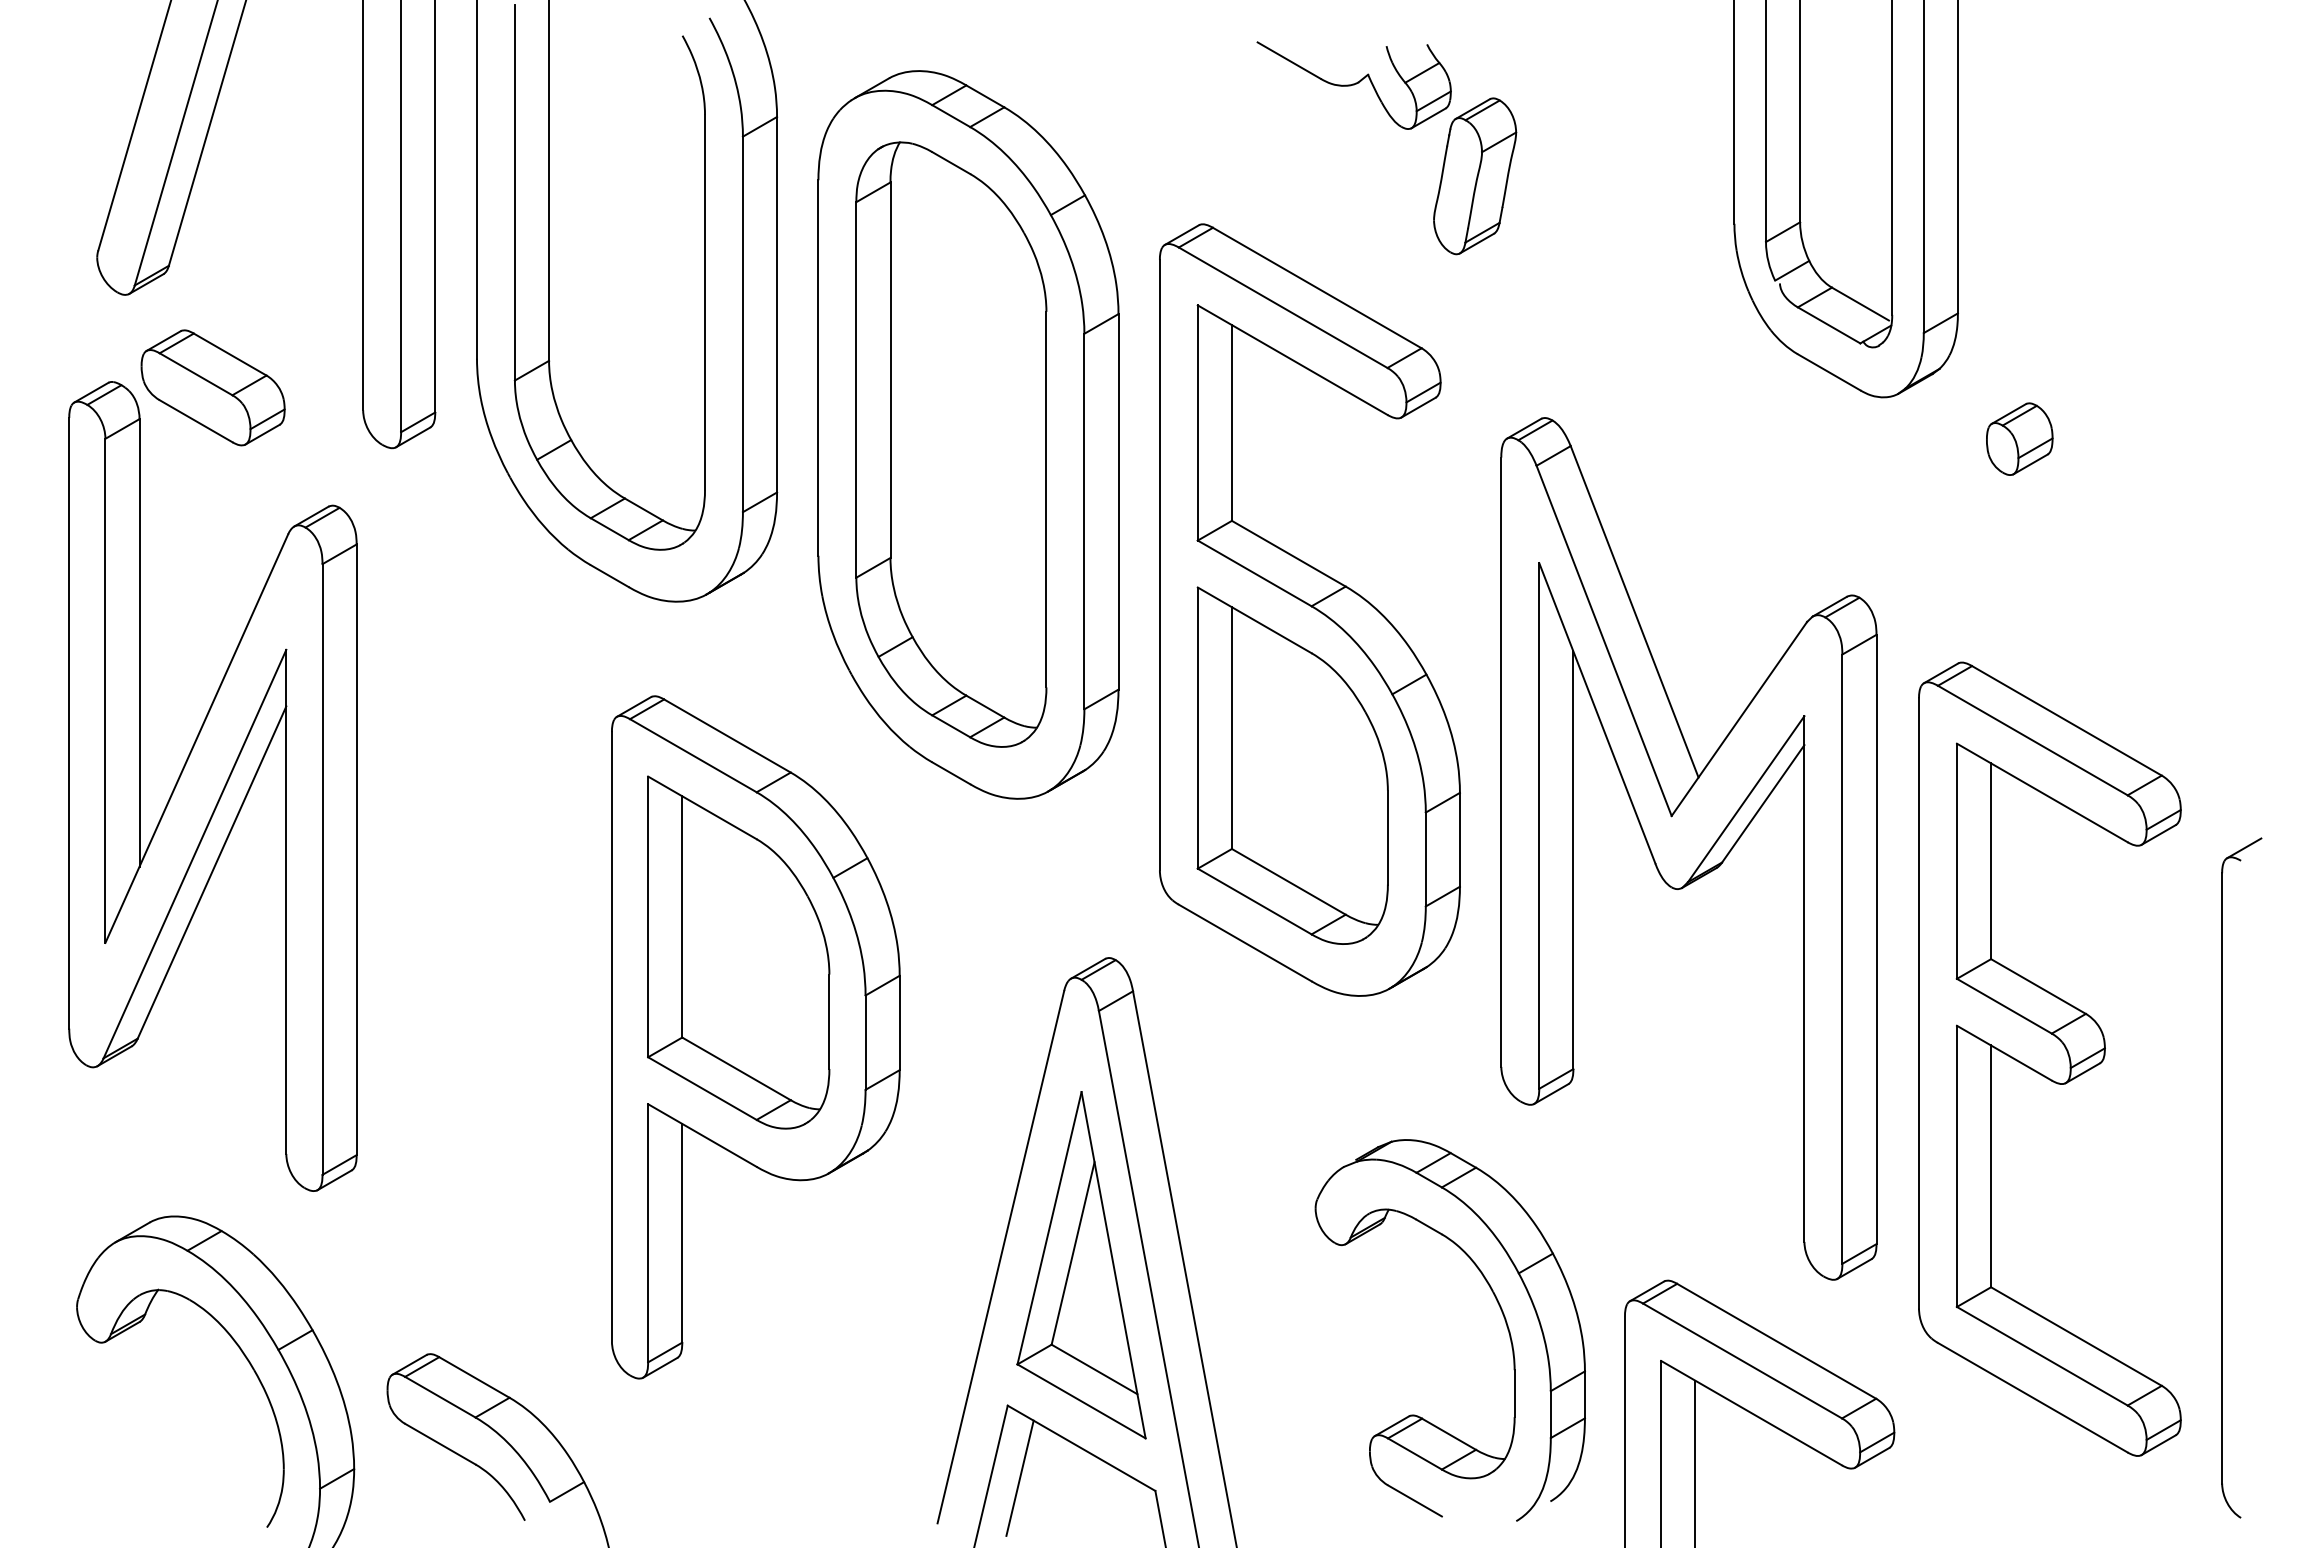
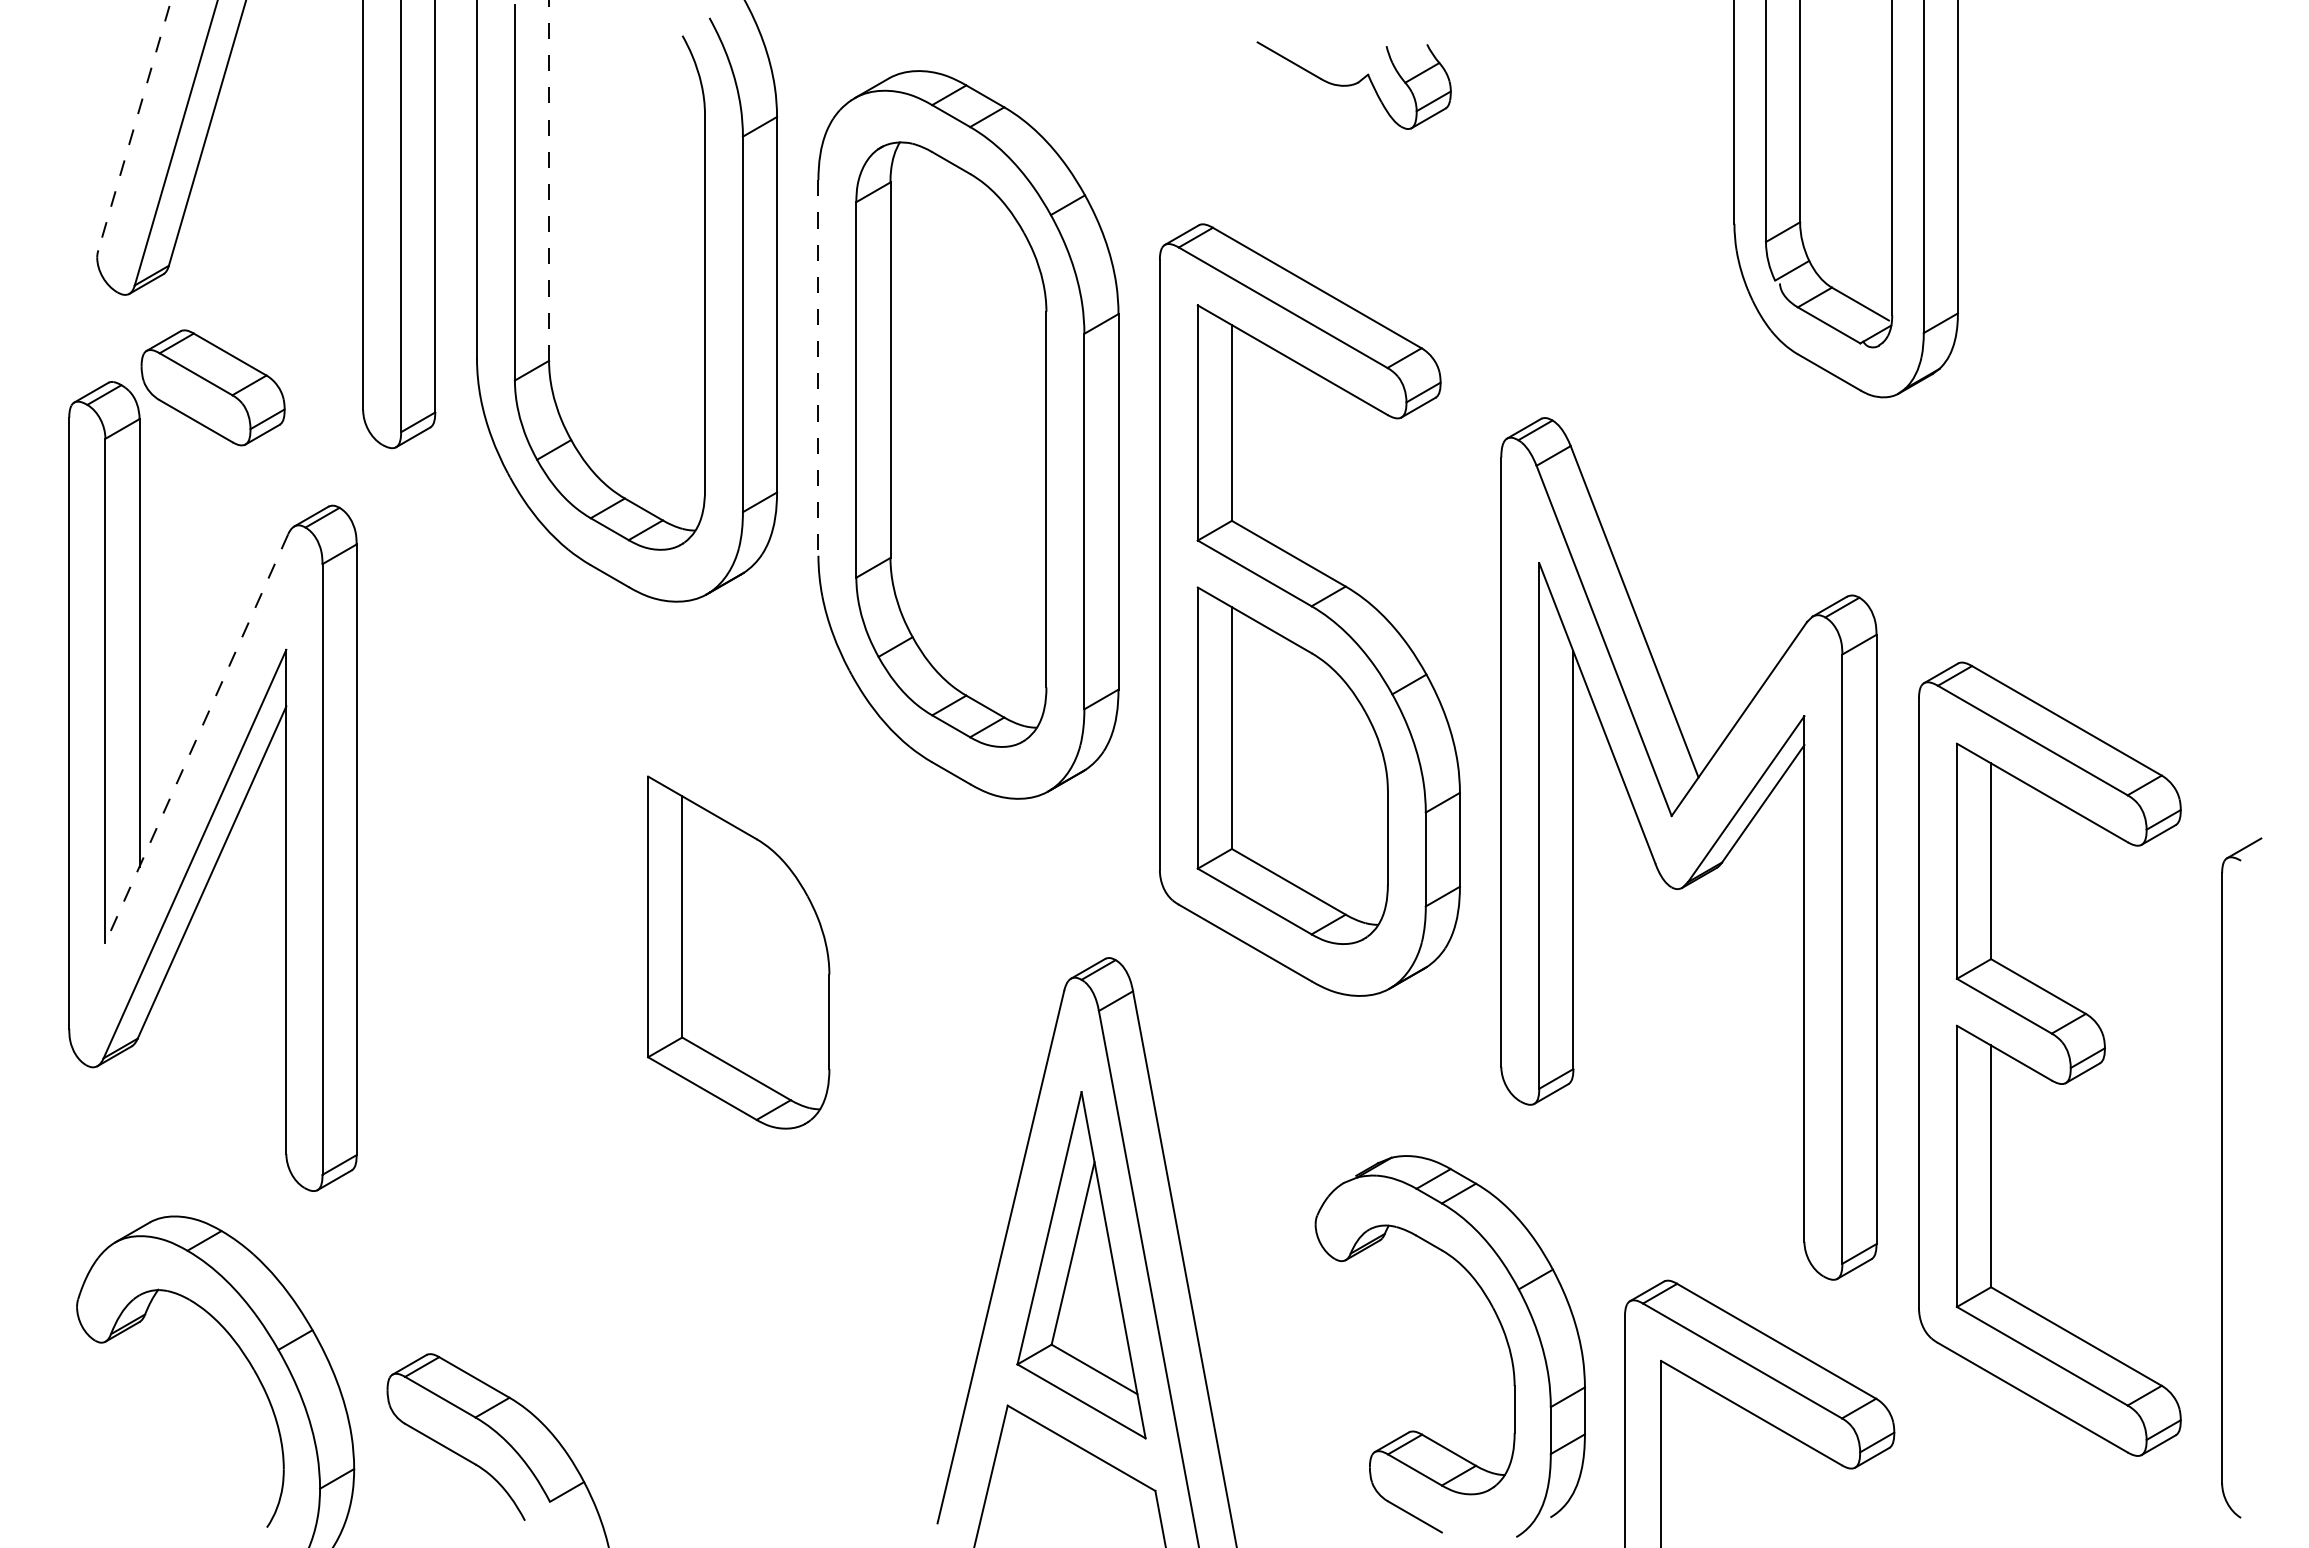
line: solid -> dashed (134, 125)
part: present -> none (1475, 176)
line: solid -> dashed (549, 180)
line: solid -> dashed (818, 368)
part: present -> none (2019, 438)
line: solid -> dashed (196, 738)
part: present -> none (755, 1037)
part position: (1498, 1305) -> (1498, 1321) (1498, 1321)
line: present -> none (1695, 1462)
line: present -> none (1019, 1477)
